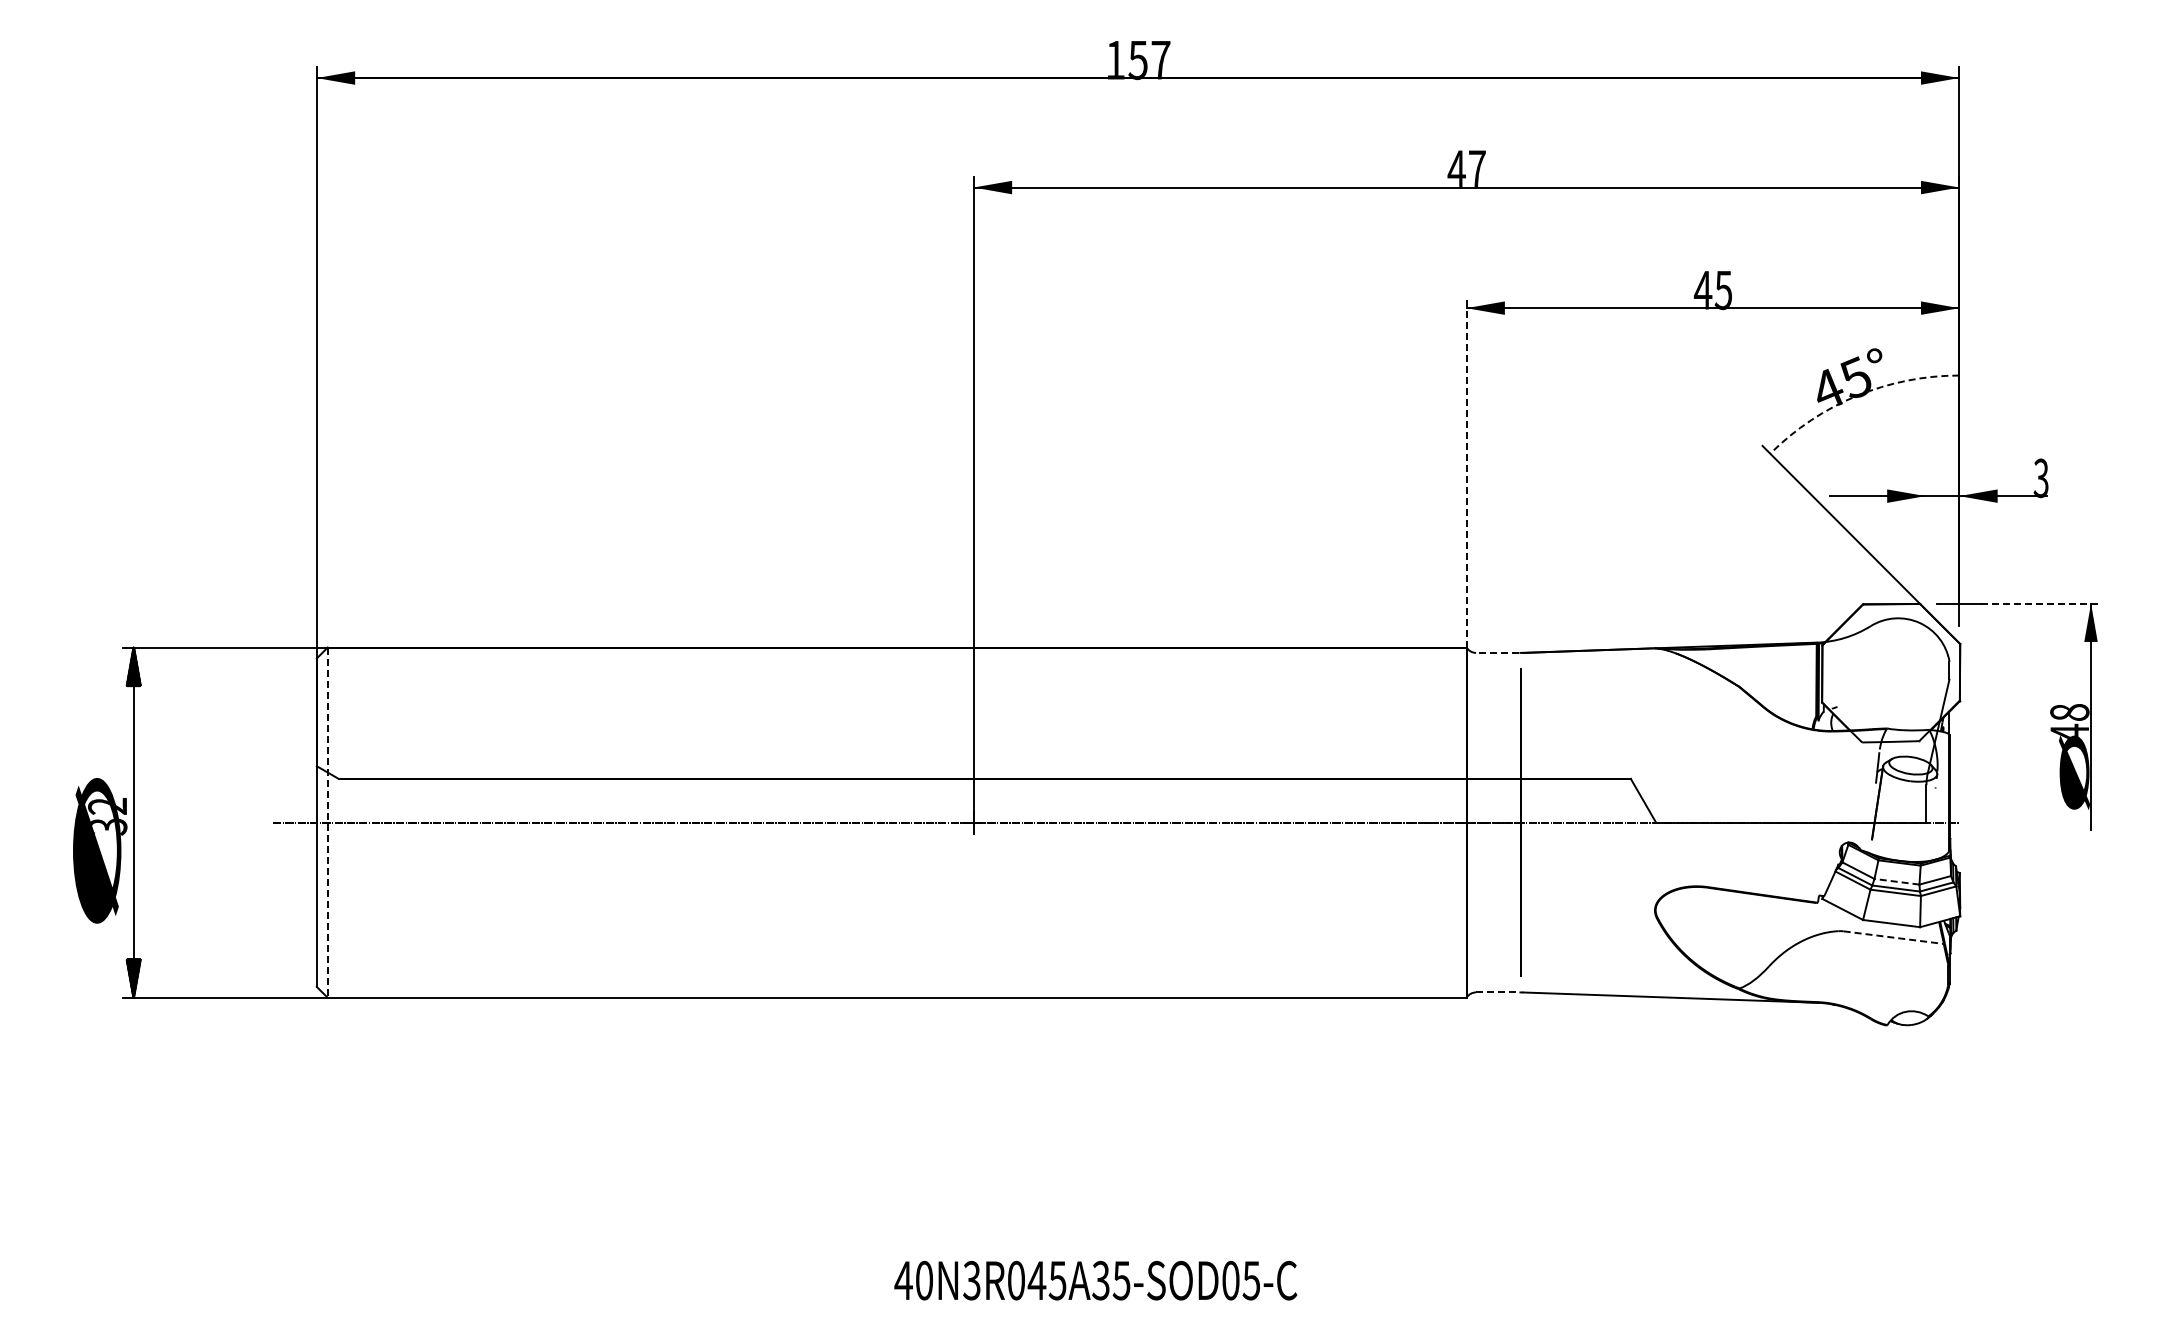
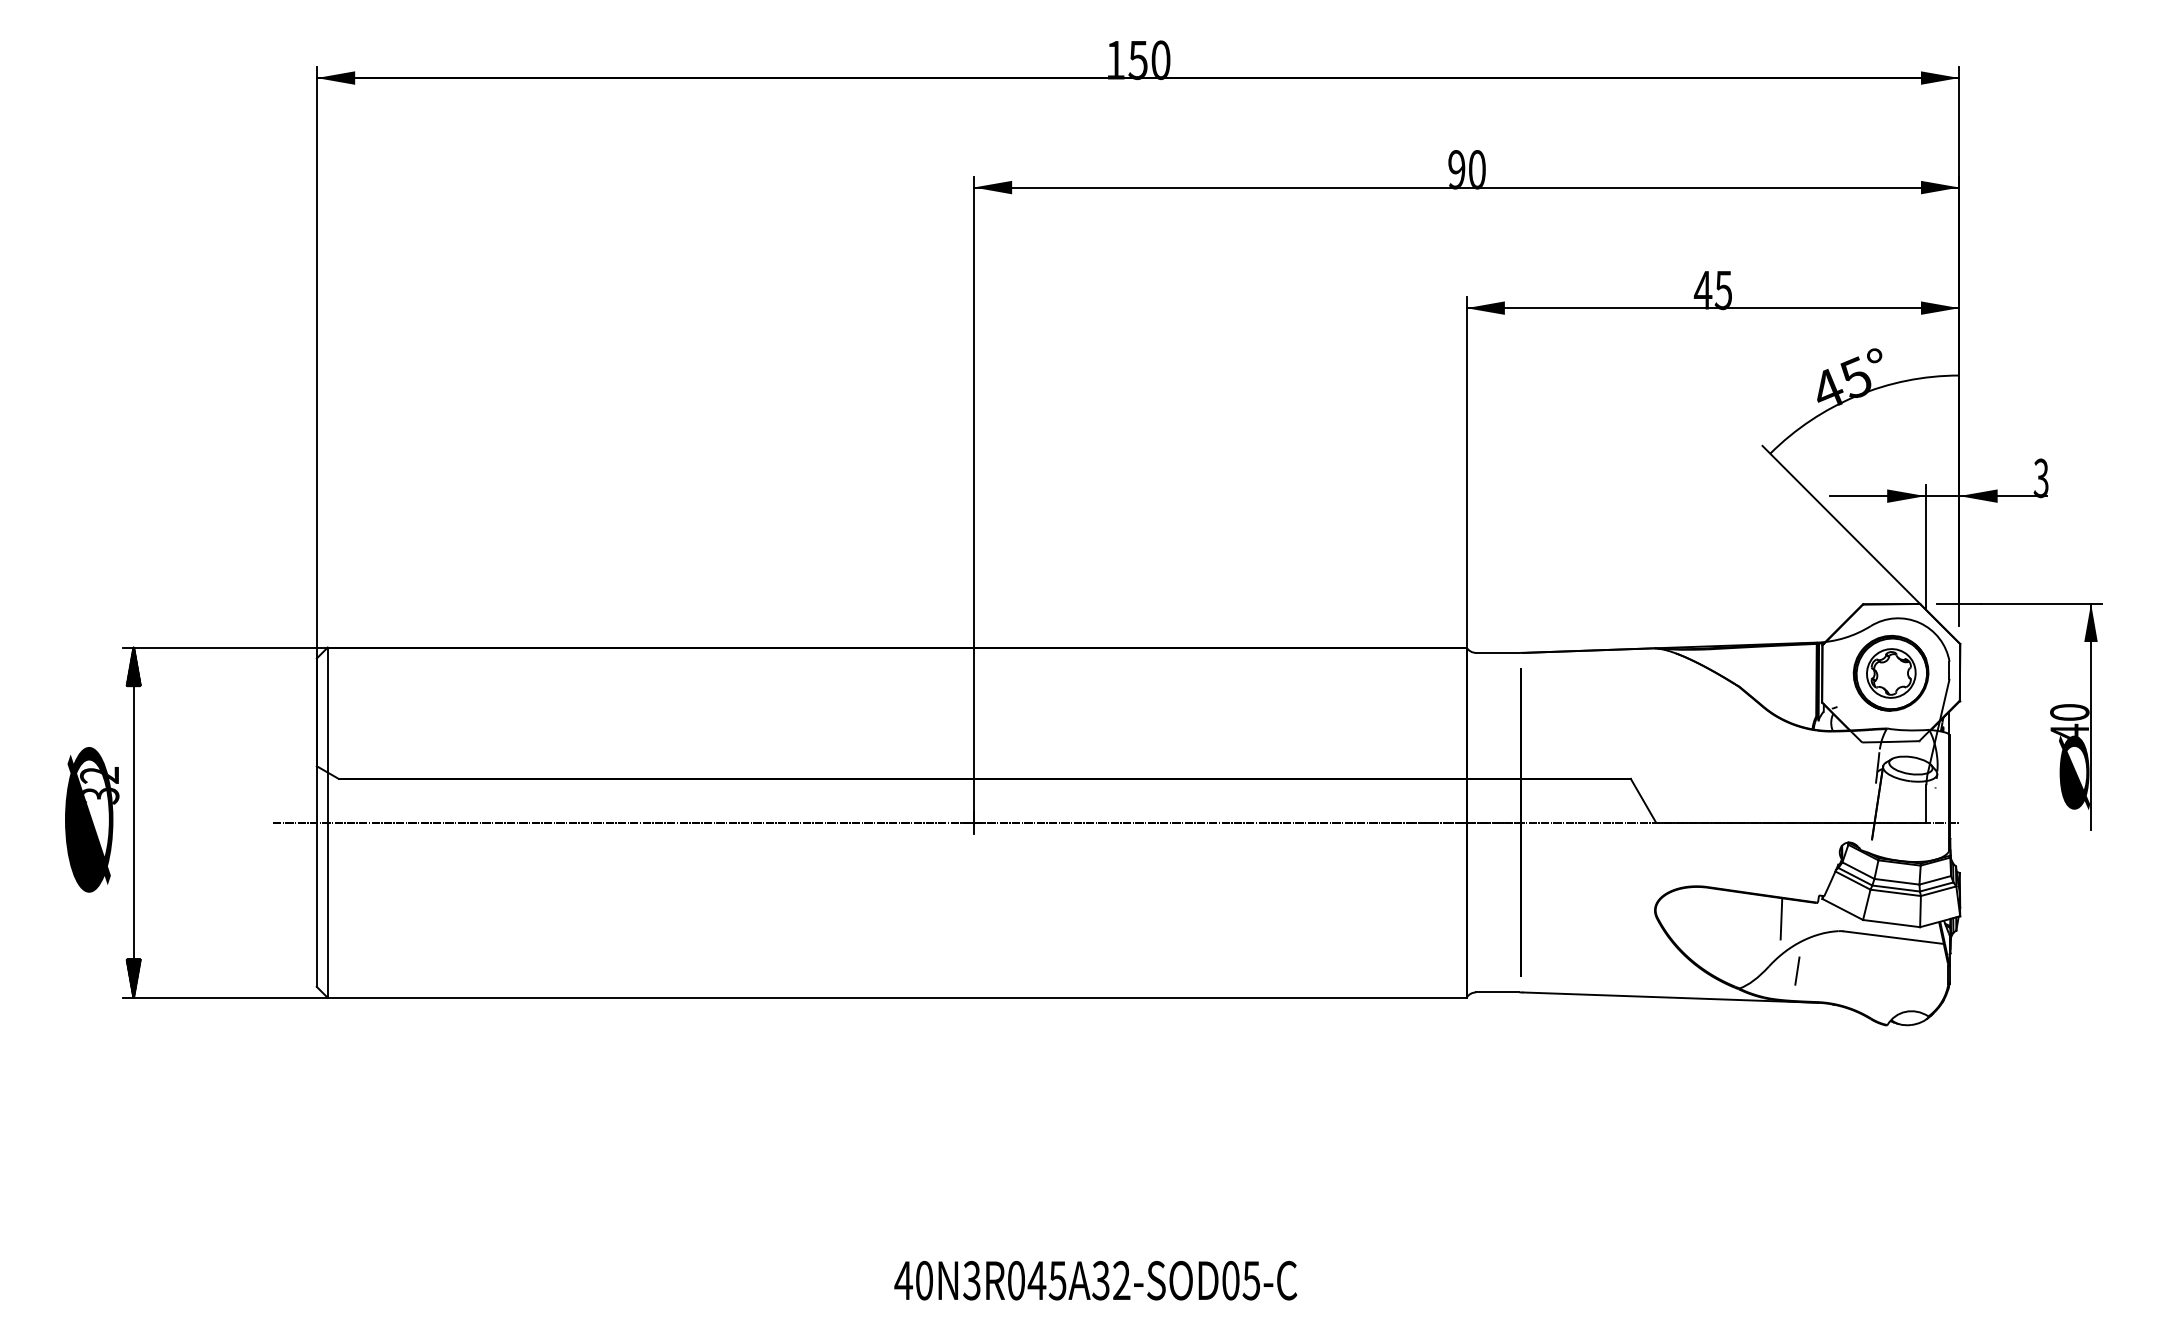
text: 157 -> 150 (1160, 60)
text: 47 -> 90 (1466, 169)
arc: dashed -> solid (1857, 395)
line: dashed -> solid (1466, 471)
line: none -> present (1925, 546)
line: dashed -> solid (2042, 603)
line: dashed -> solid (1497, 652)
part: none -> present (1890, 672)
text: 48 -> 40 (2069, 712)
line: dashed -> solid (327, 823)
text position: (100, 850) -> (92, 819) (92, 819)
line: dashed -> solid (1896, 881)
line: none -> present (1781, 918)
line: dashed -> solid (1894, 937)
line: none -> present (1797, 970)
line: dashed -> solid (1497, 992)
text: 40N3R045A35-SOD05-C -> 40N3R045A32-SOD05-C (1121, 1280)
